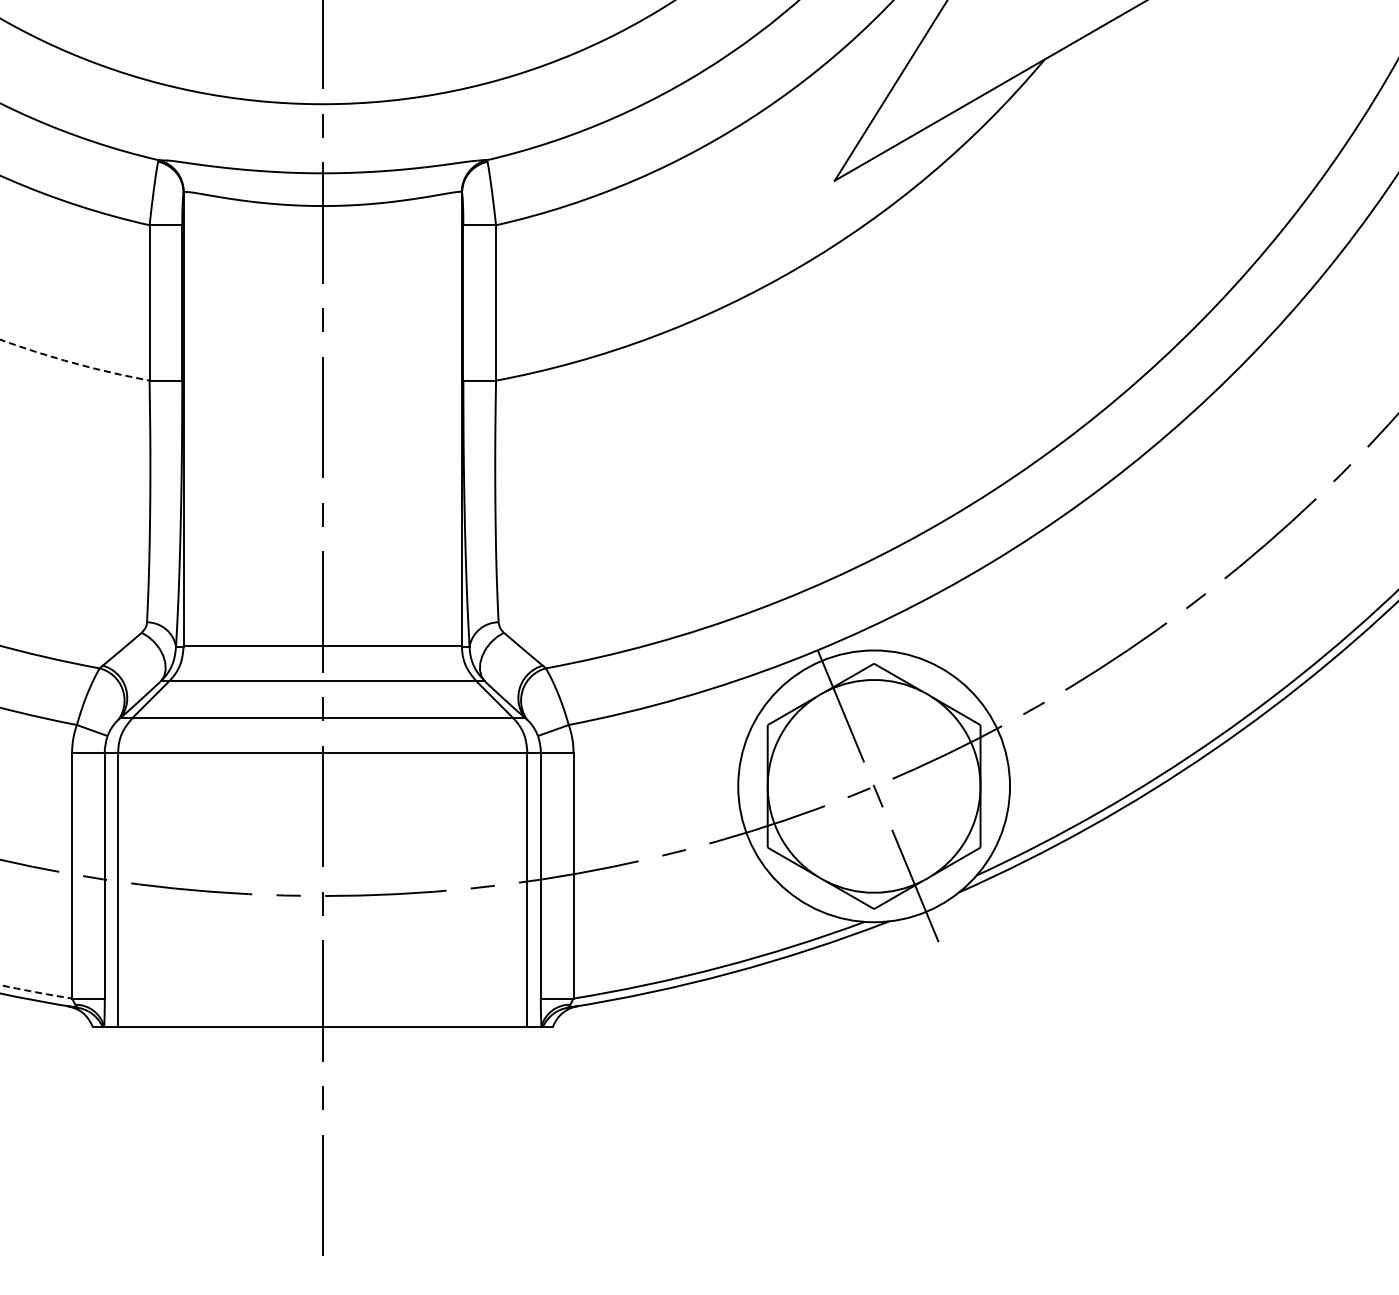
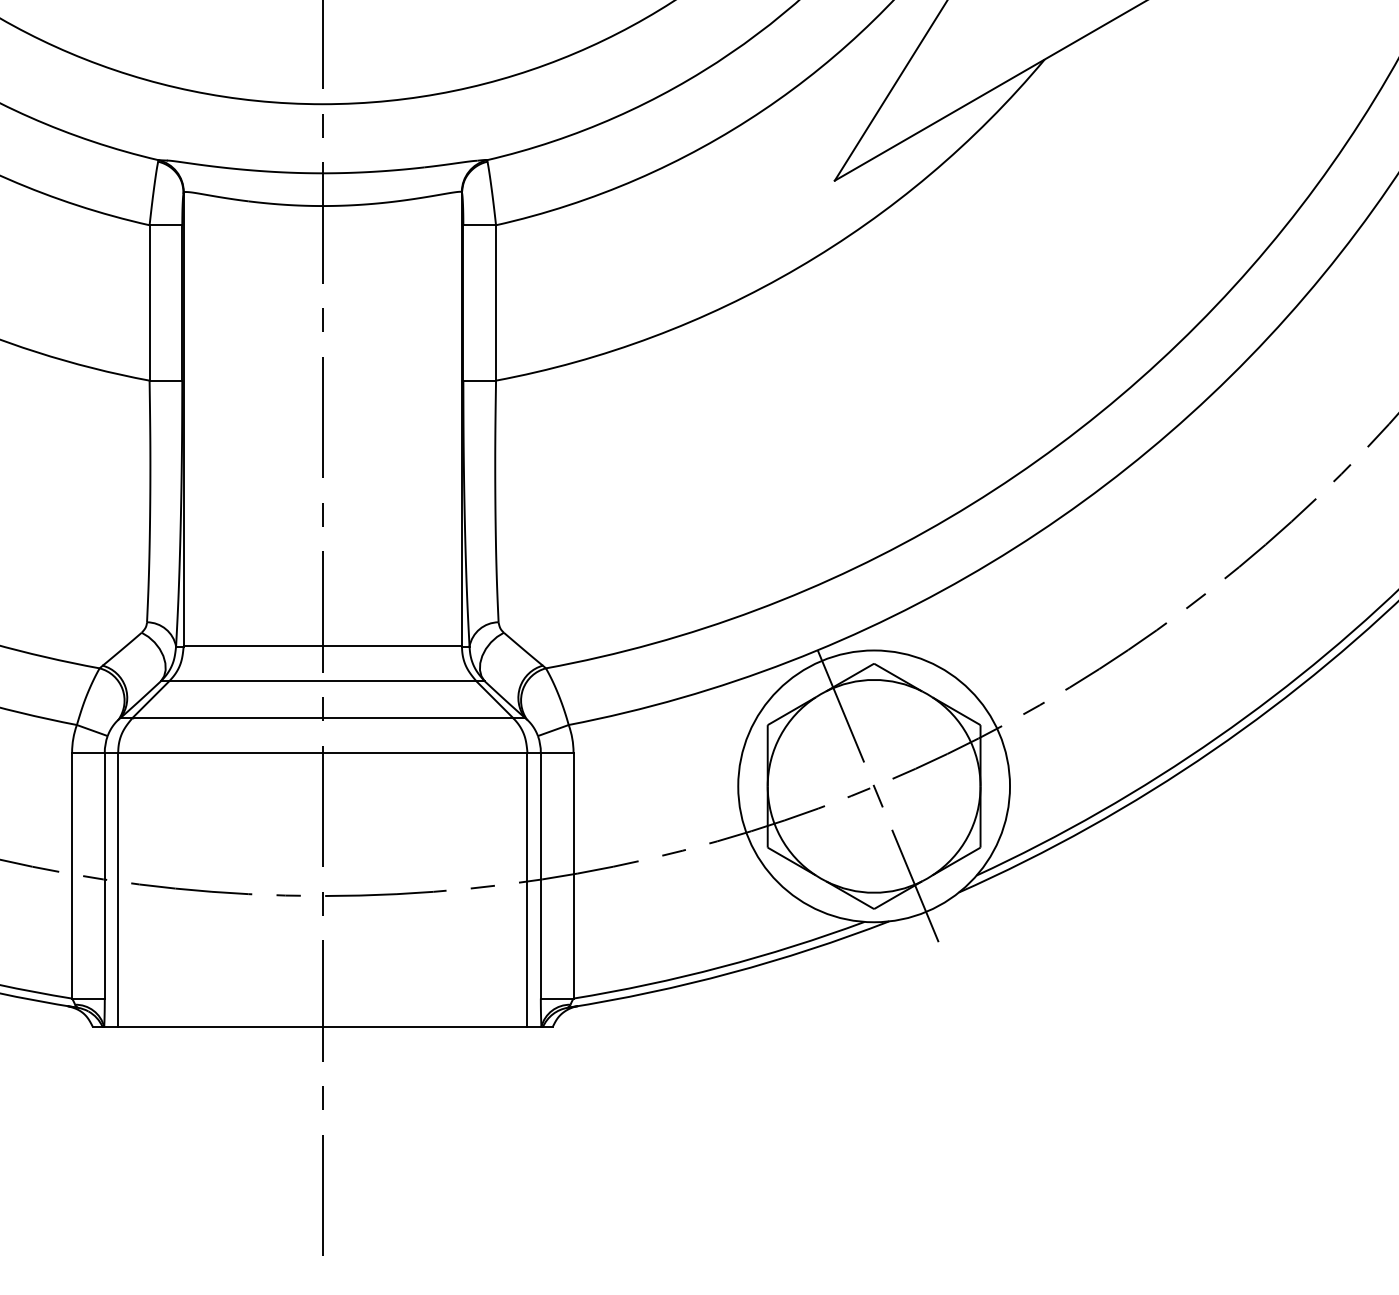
arc: dashed -> solid (73, 363)
arc: dashed -> solid (35, 992)
